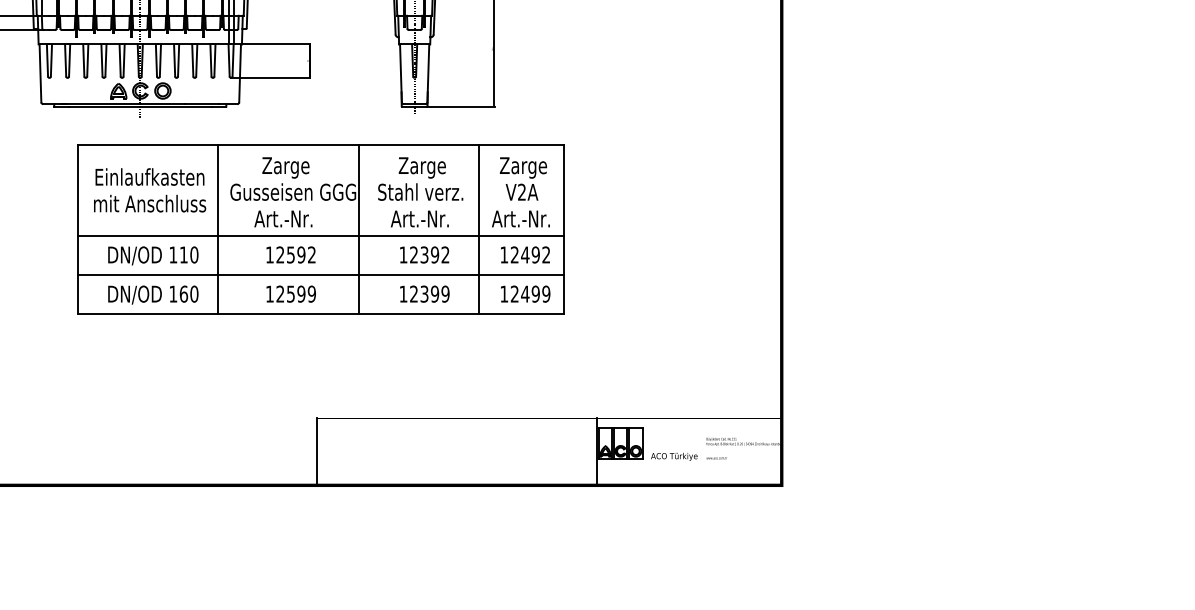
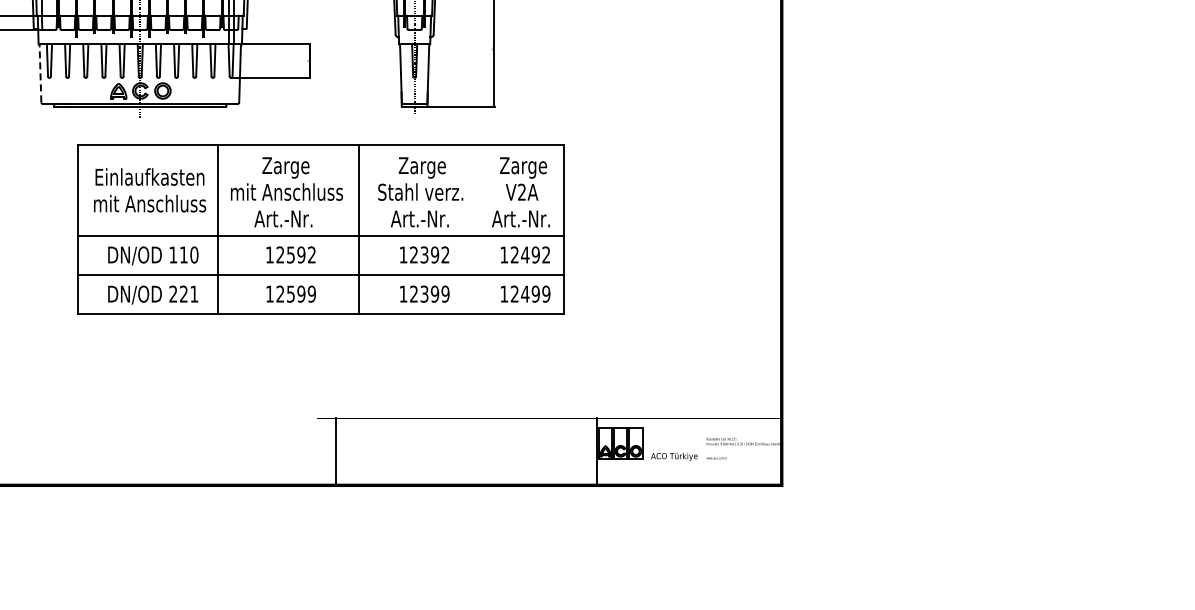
line: solid -> dashed (40, 73)
text: Gusseisen GGG -> mit Anschluss (293, 191)
line: present -> none (478, 229)
text: 160 -> 221 (183, 293)
line position: (317, 451) -> (336, 451) (336, 451)
